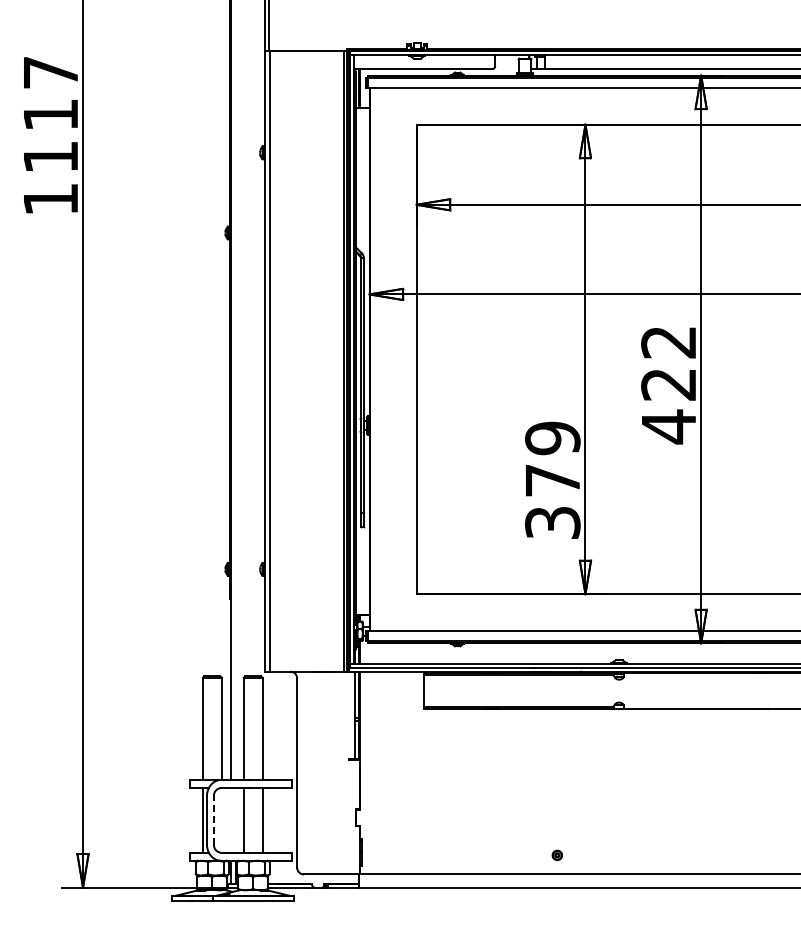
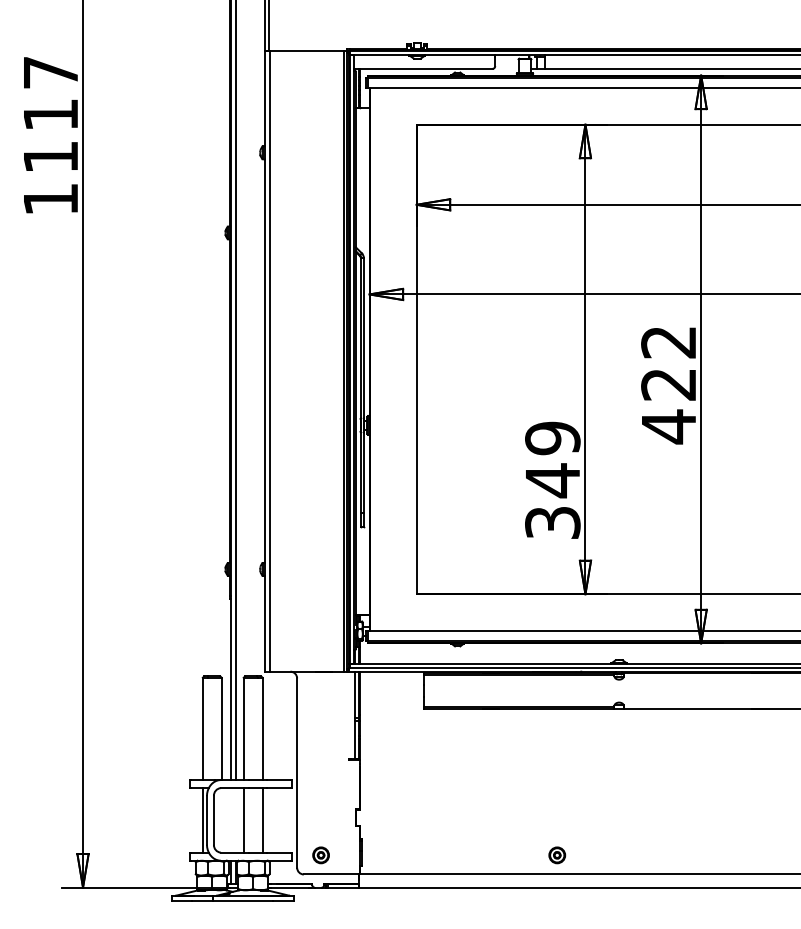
line: none -> present (235, 391)
text: 379 -> 349 (552, 480)
line: dashed -> solid (213, 819)
part: none -> present (320, 855)
part size: 12x13 px -> 19x19 px (557, 855)
